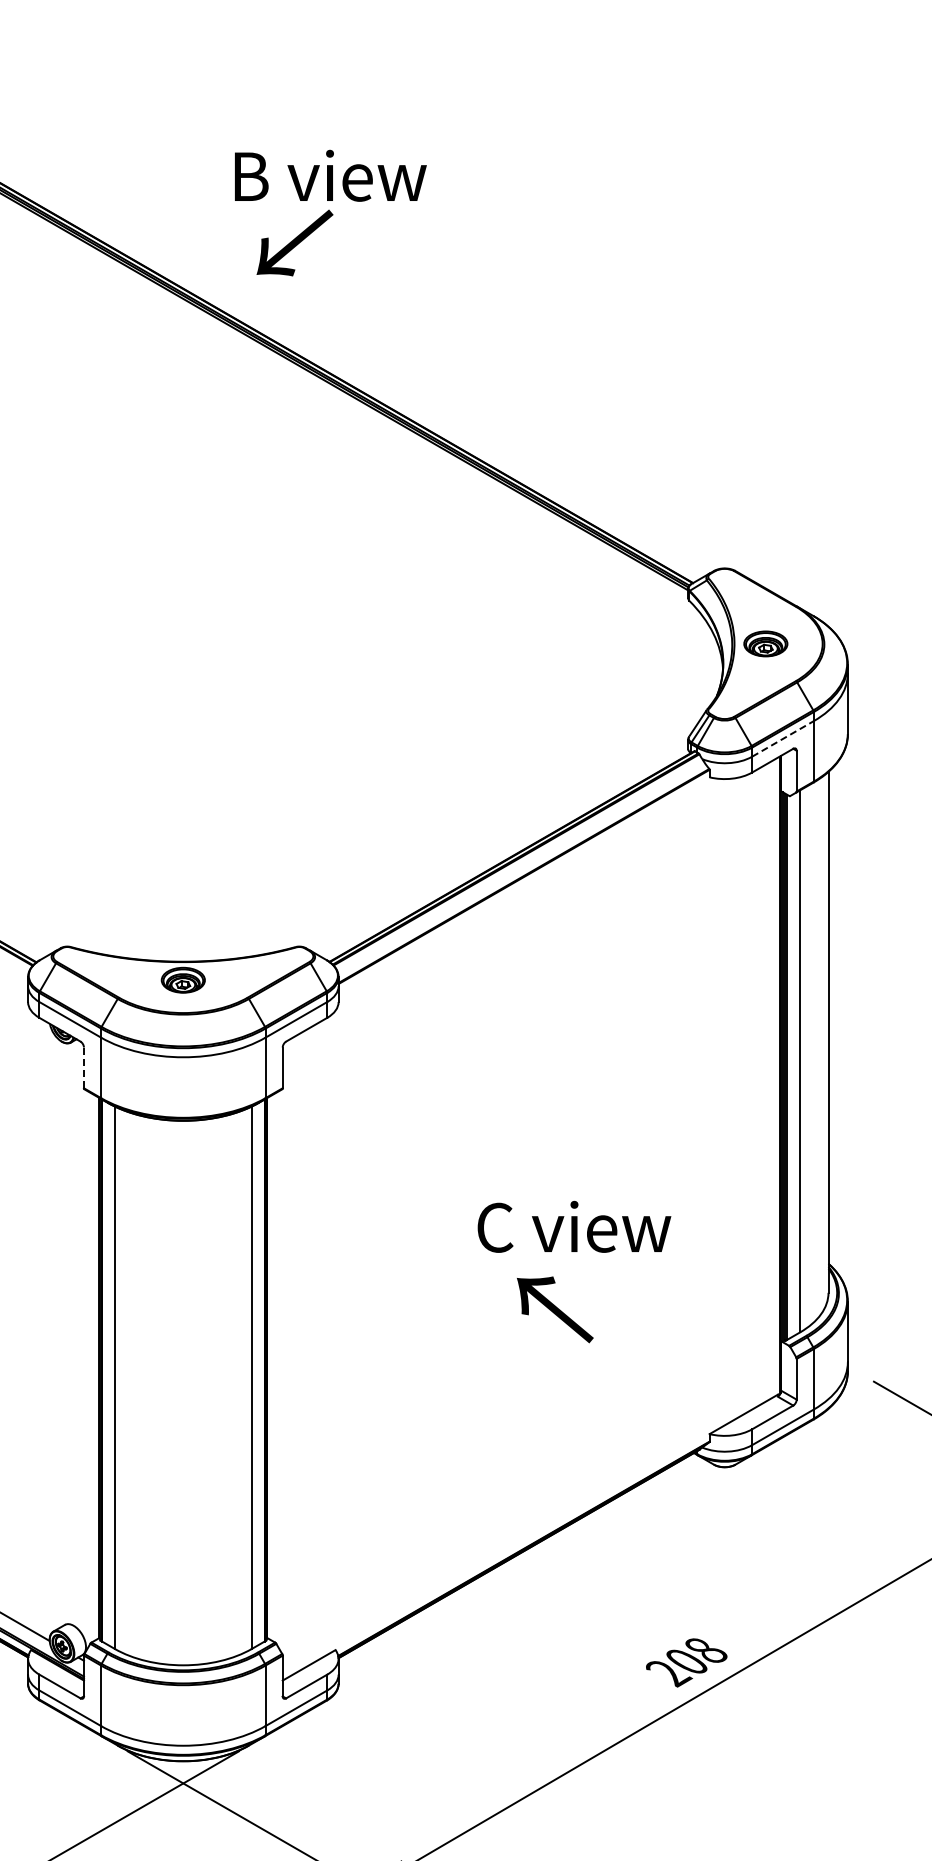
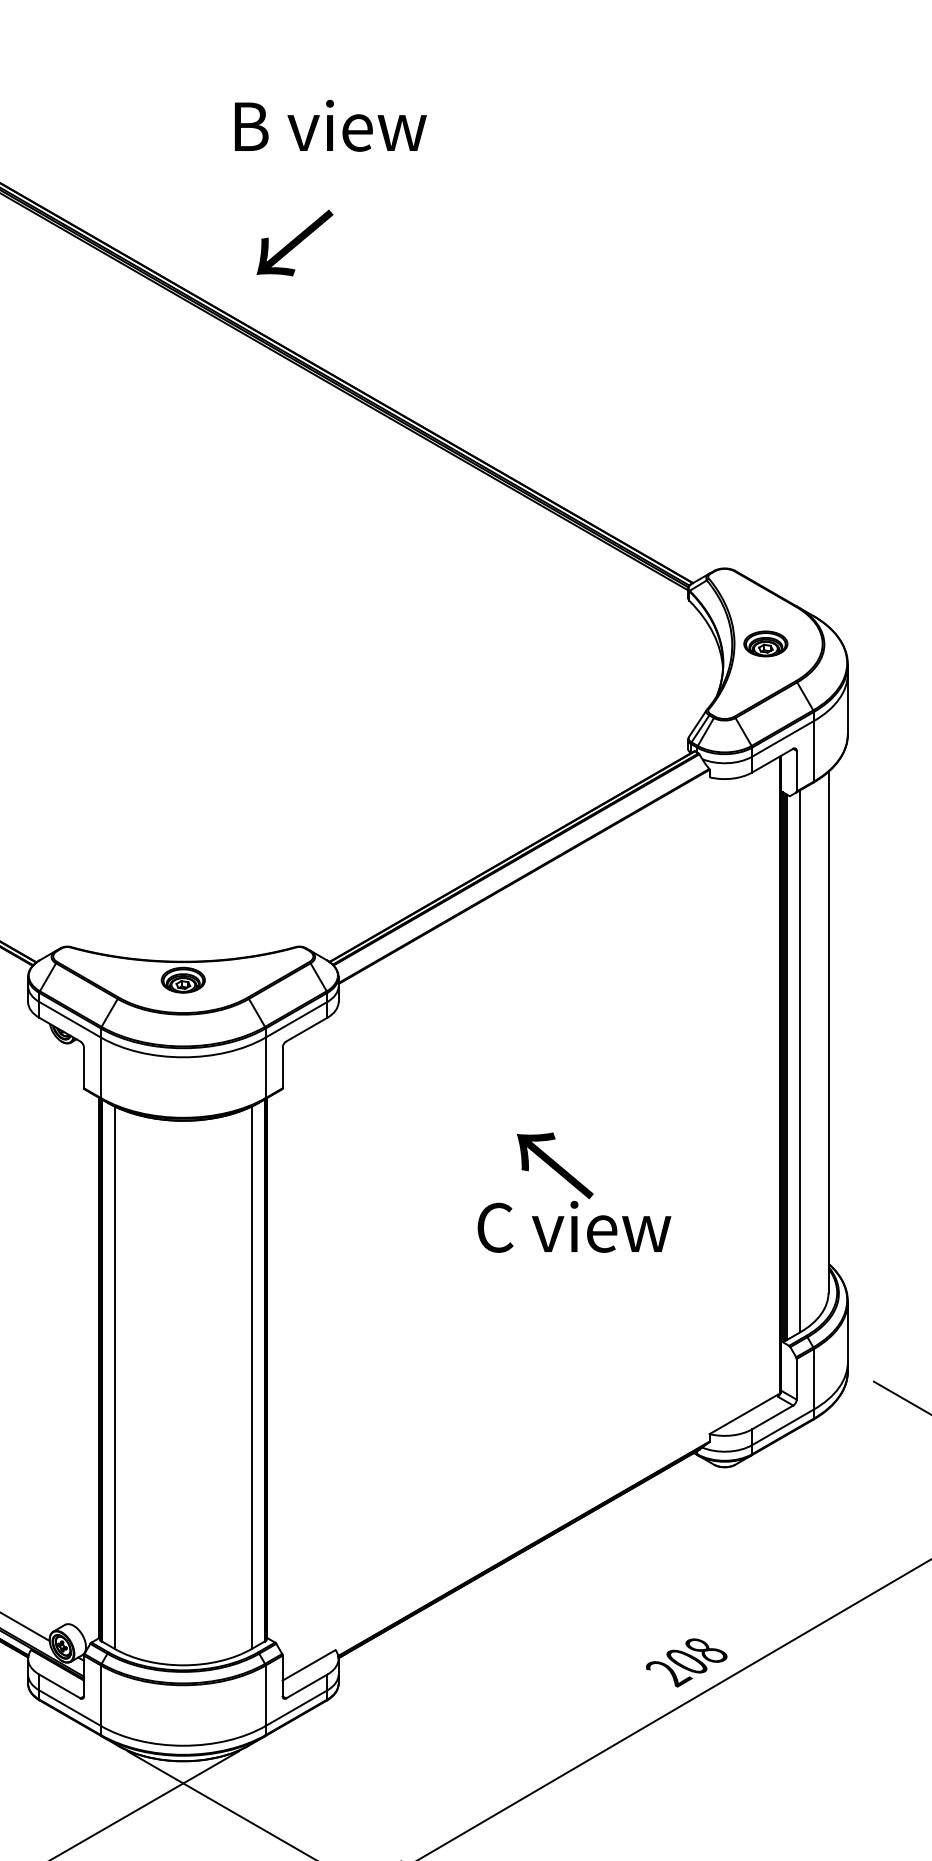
text position: (330, 175) -> (330, 125) (330, 125)
line: dashed -> solid (782, 738)
line: dashed -> solid (83, 1068)
text position: (555, 1309) -> (555, 1165) (555, 1165)
